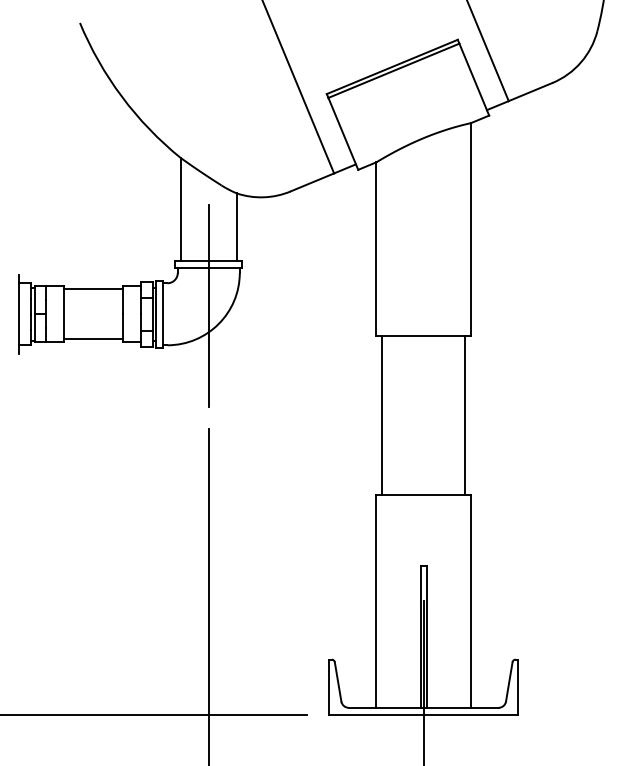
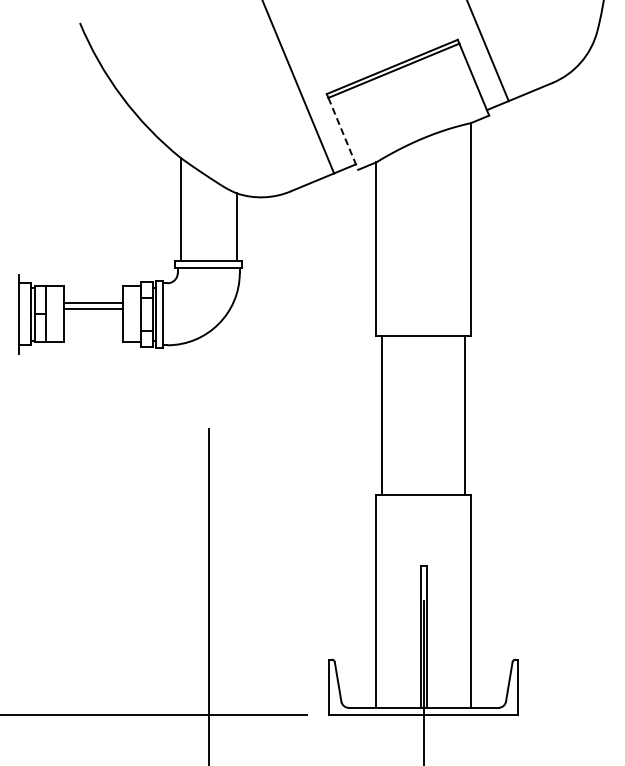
line: solid -> dashed (343, 133)
line position: (93, 289) -> (93, 303) (93, 303)
line: present -> none (208, 306)
line position: (93, 339) -> (93, 309) (93, 309)
